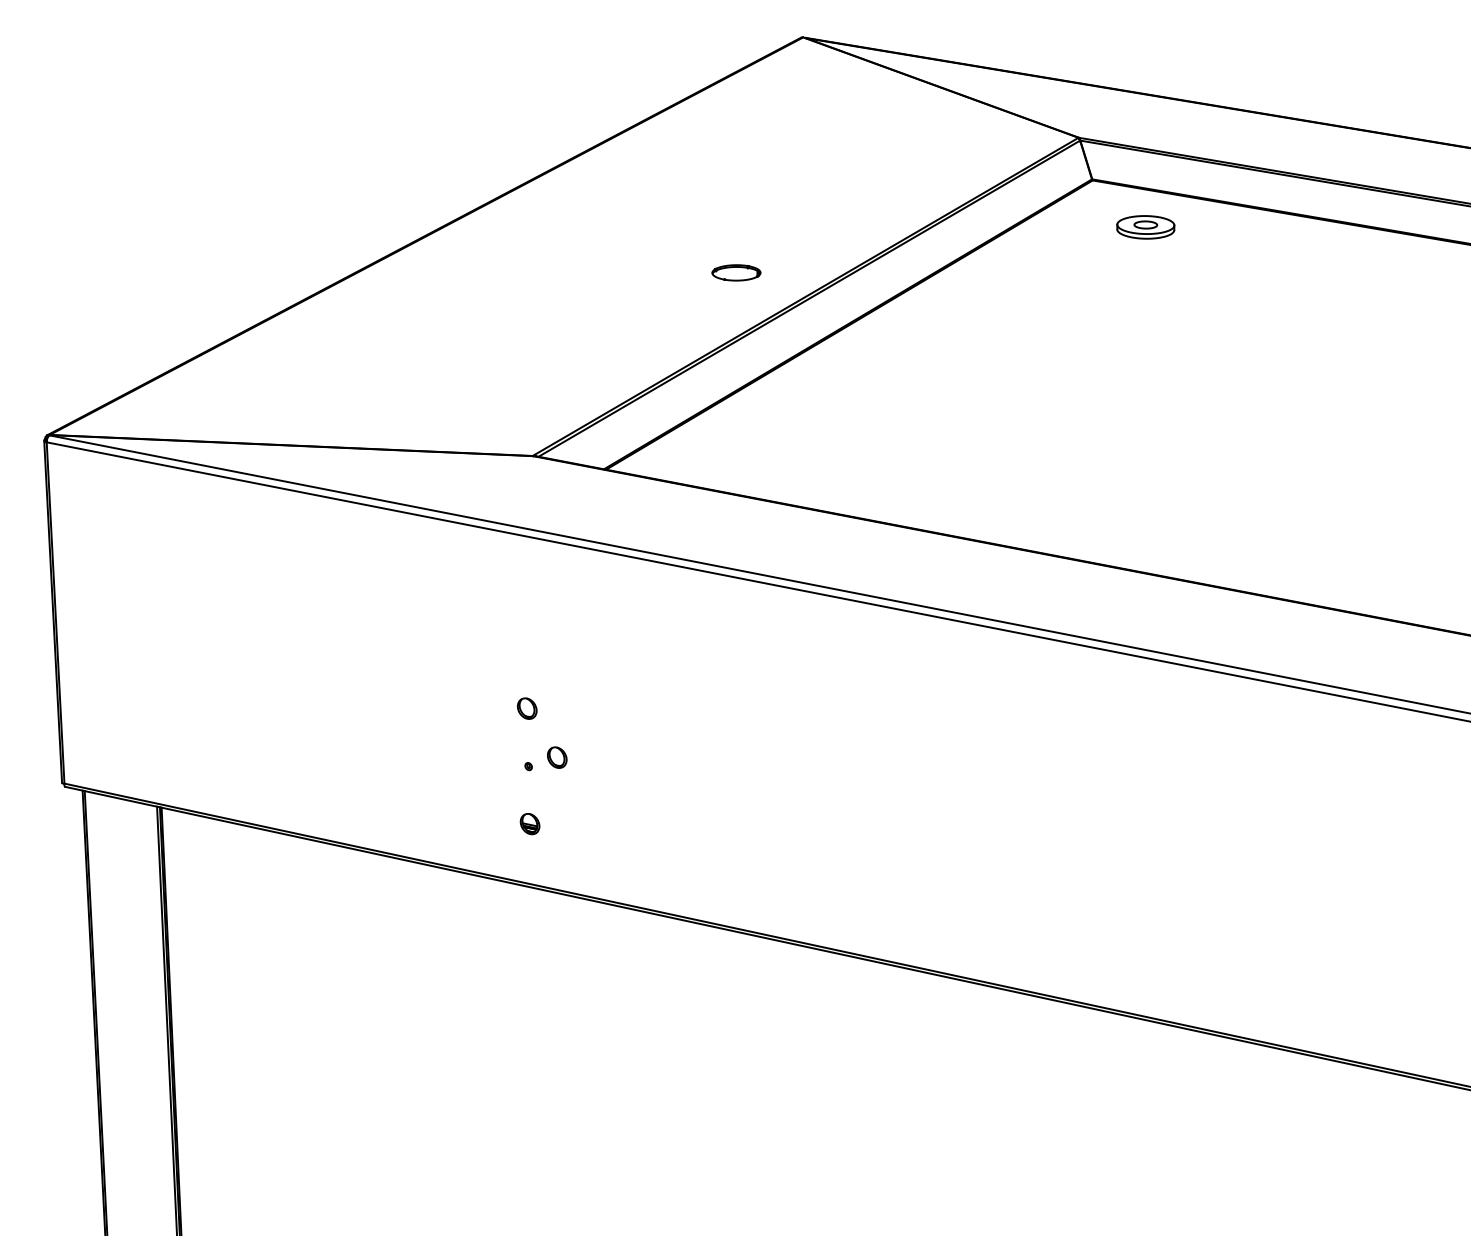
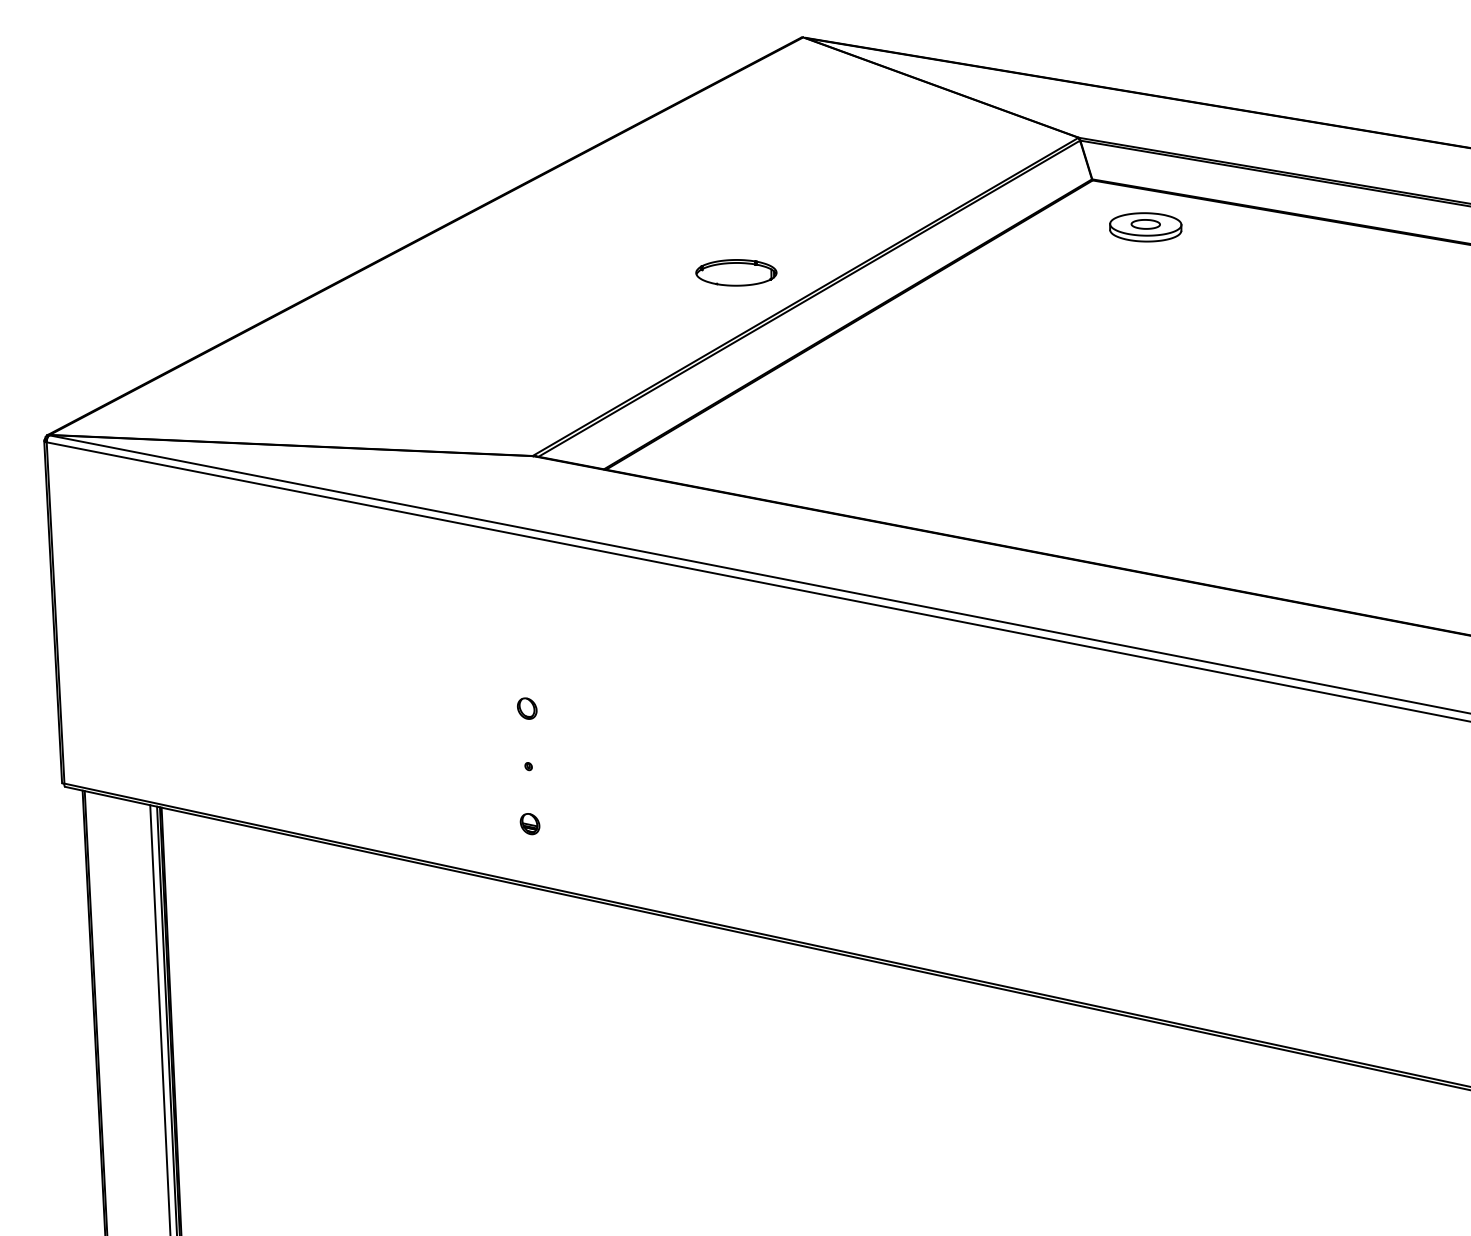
part size: 60x25 px -> 74x31 px (1145, 227)
part size: 51x18 px -> 83x28 px (736, 272)
part: present -> none (557, 757)
line: none -> present (160, 1018)
